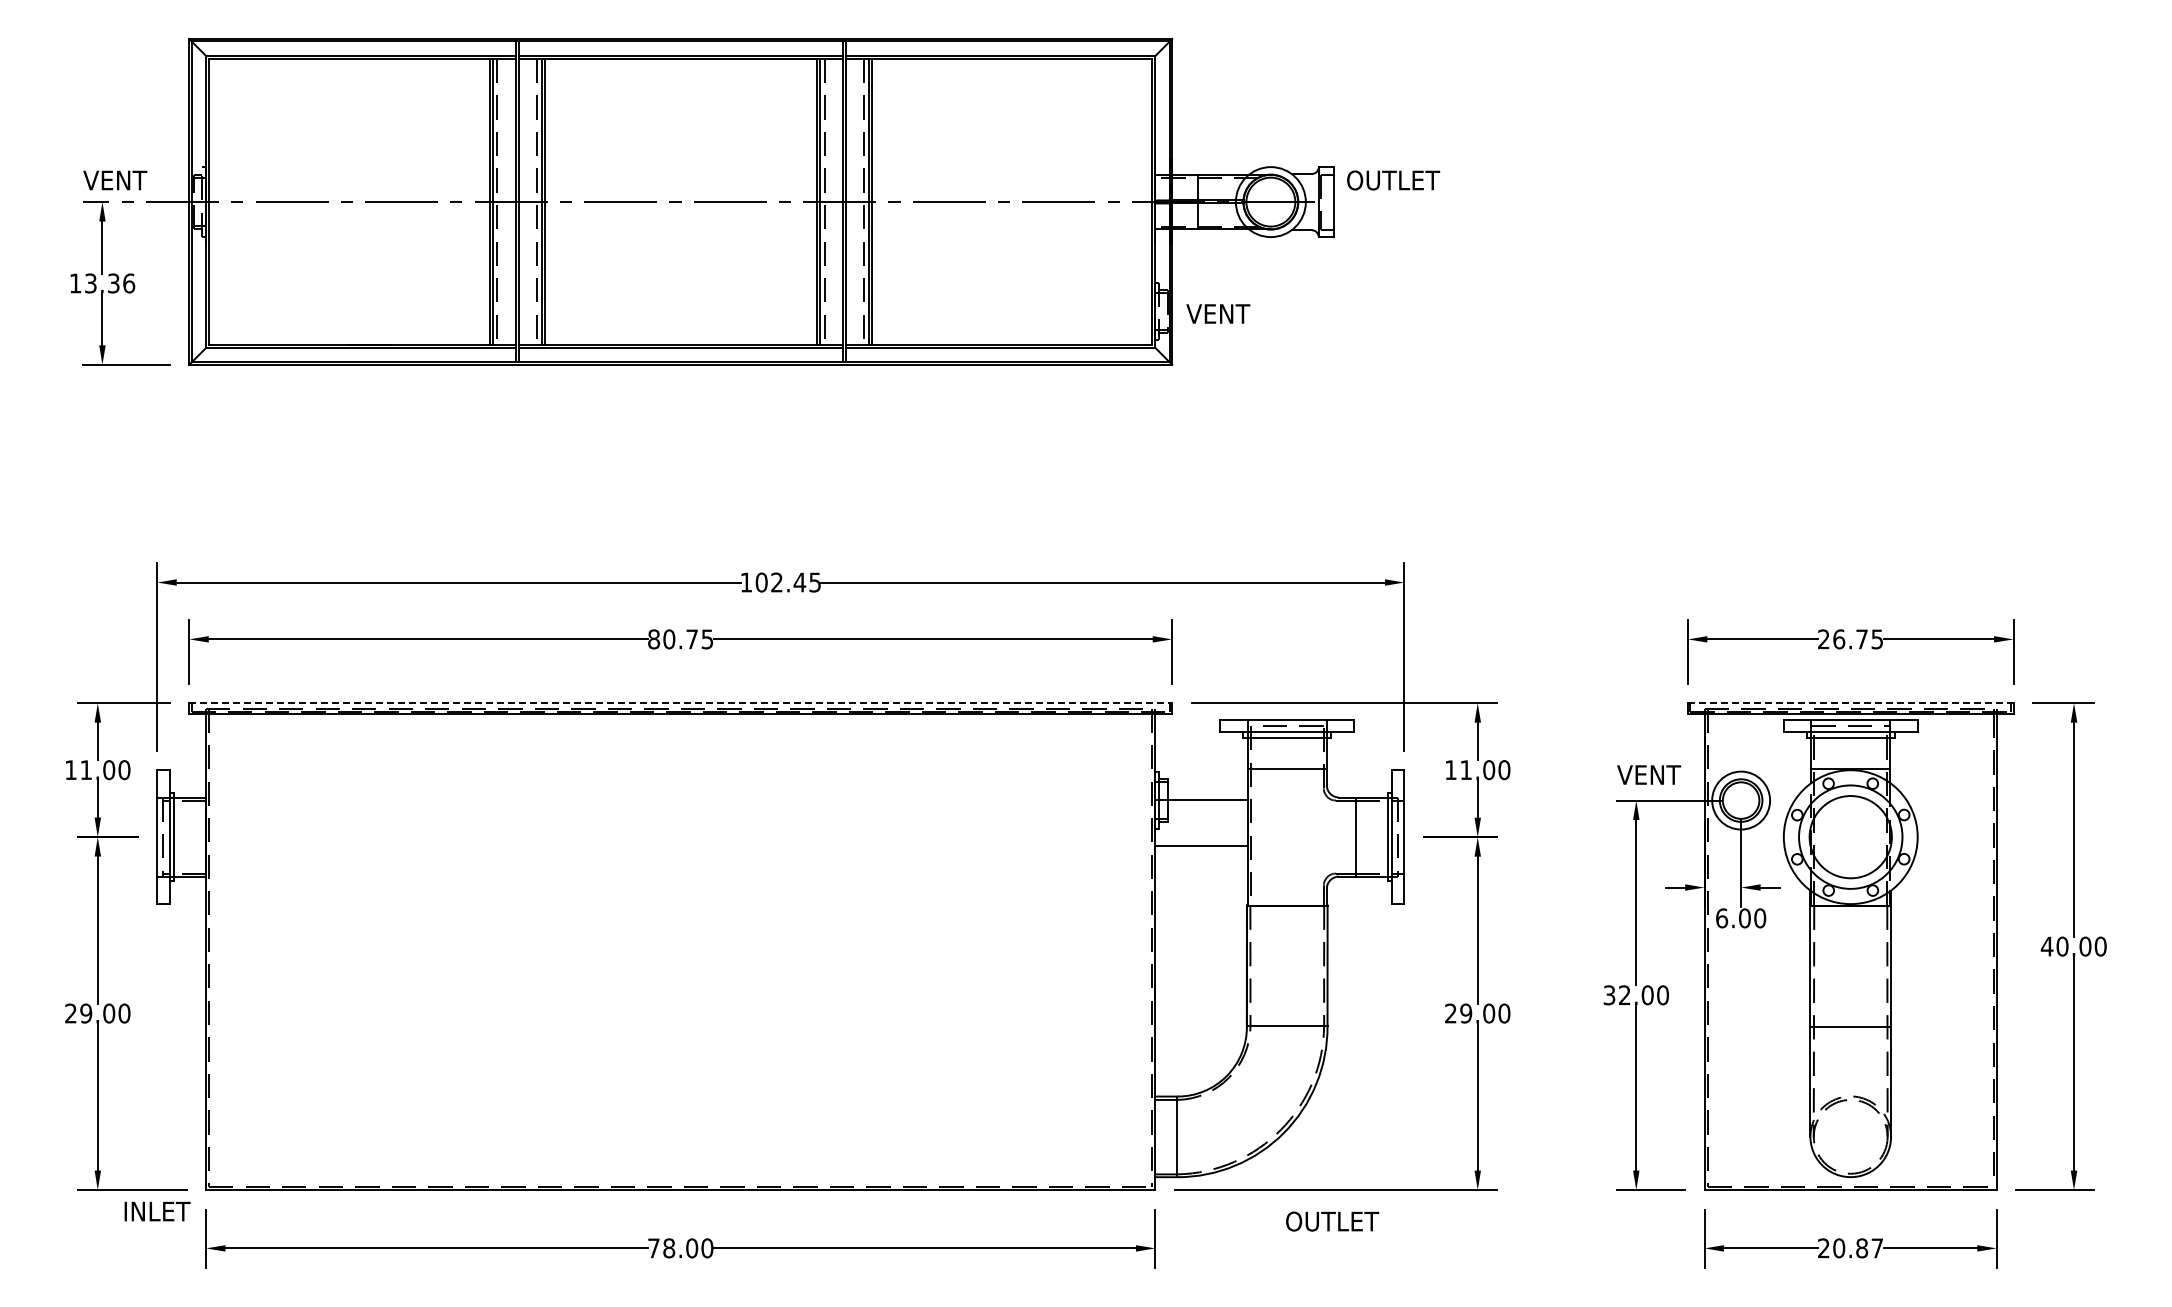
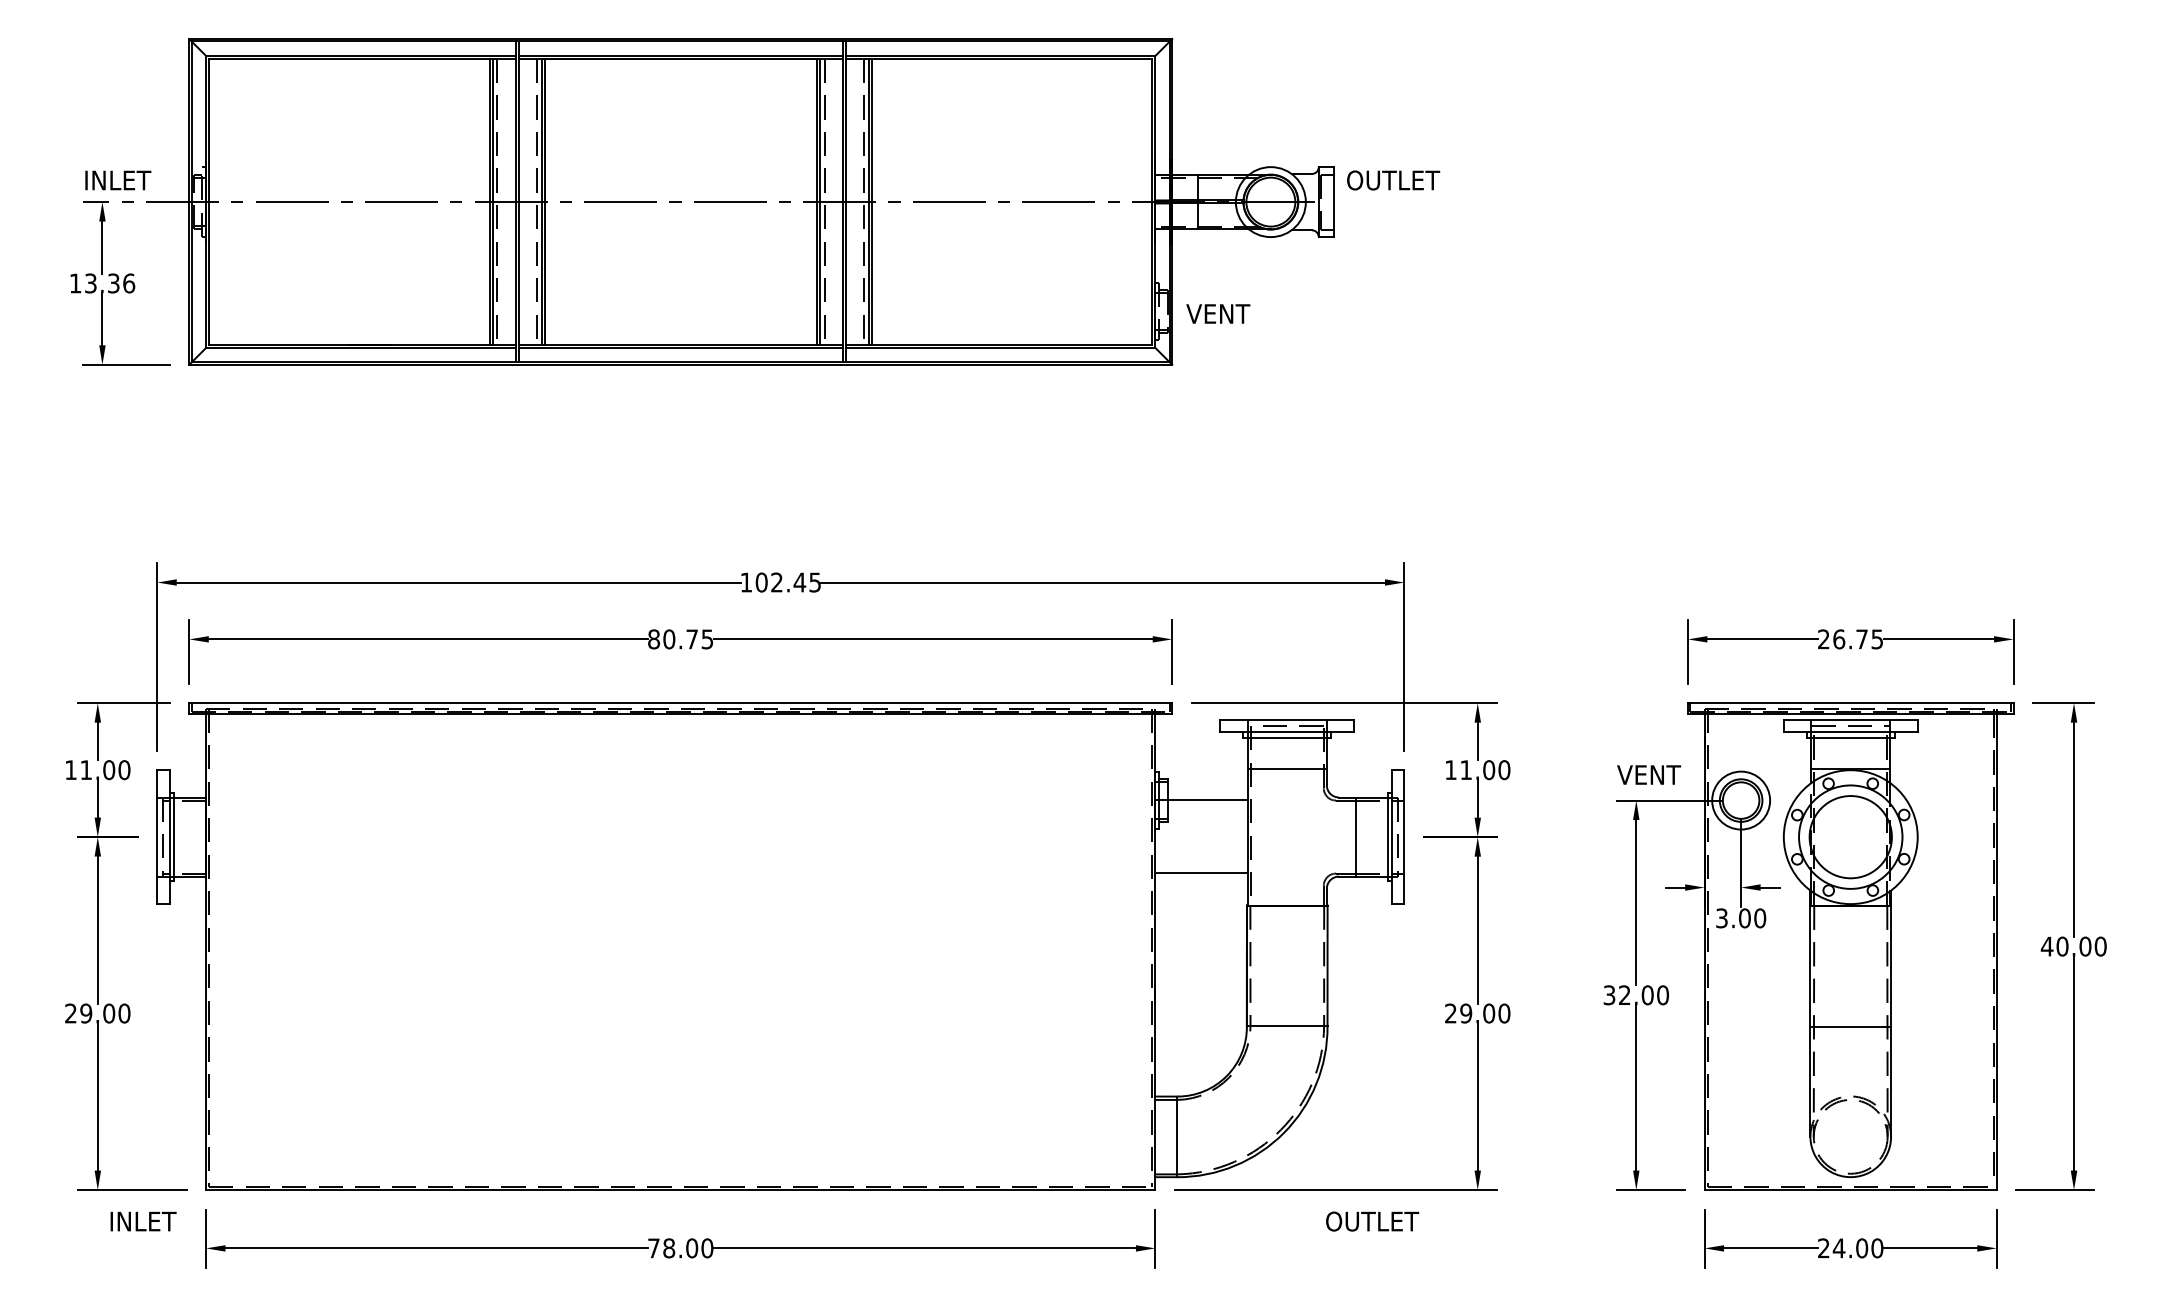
text: VENT -> INLET (117, 180)
line: dashed -> solid (681, 703)
line: dashed -> solid (1850, 703)
line position: (1200, 846) -> (1200, 873) (1200, 873)
text: 6.00 -> 3.00 (1722, 918)
text position: (157, 1211) -> (143, 1221) (143, 1221)
text position: (1332, 1221) -> (1372, 1221) (1372, 1221)
text: 20.87 -> 24.00 (1857, 1248)
